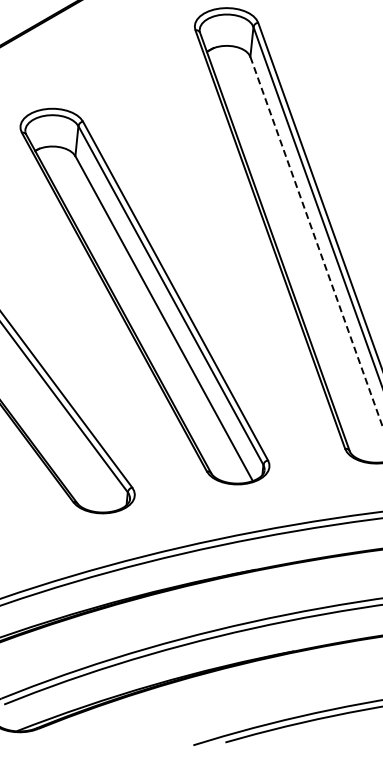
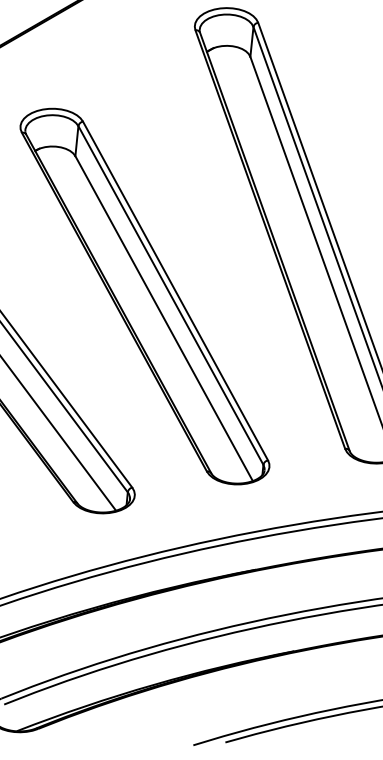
line: dashed -> solid (316, 242)
line: none -> present (59, 434)
